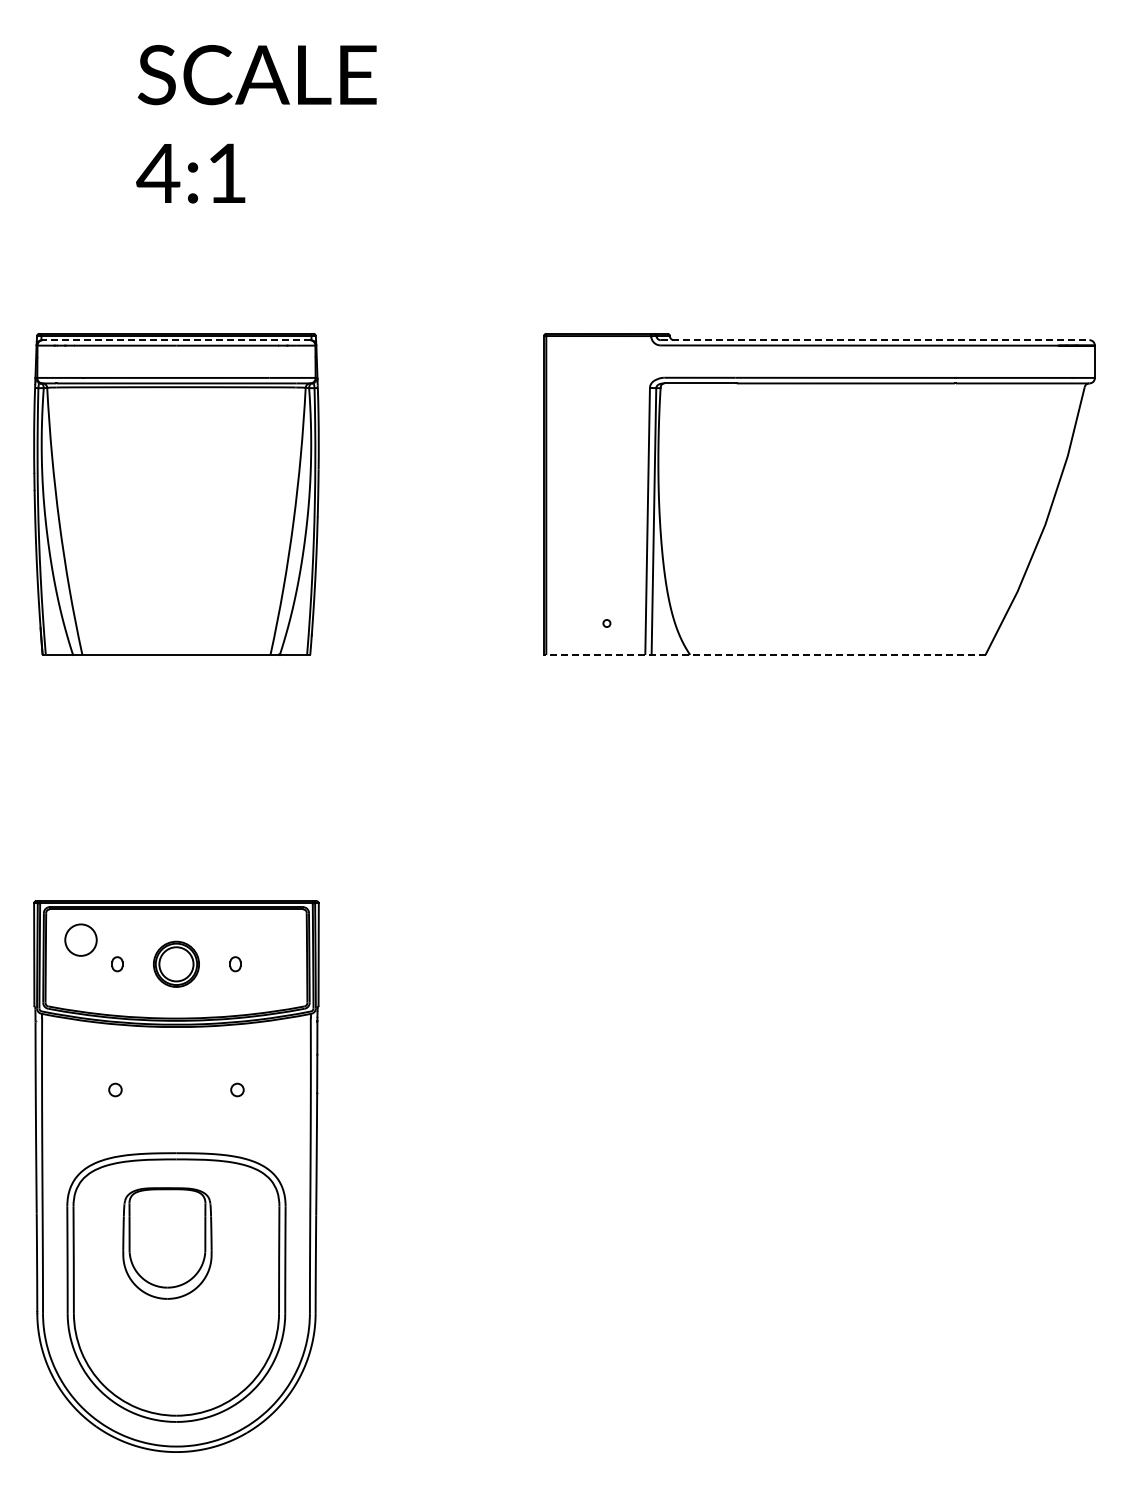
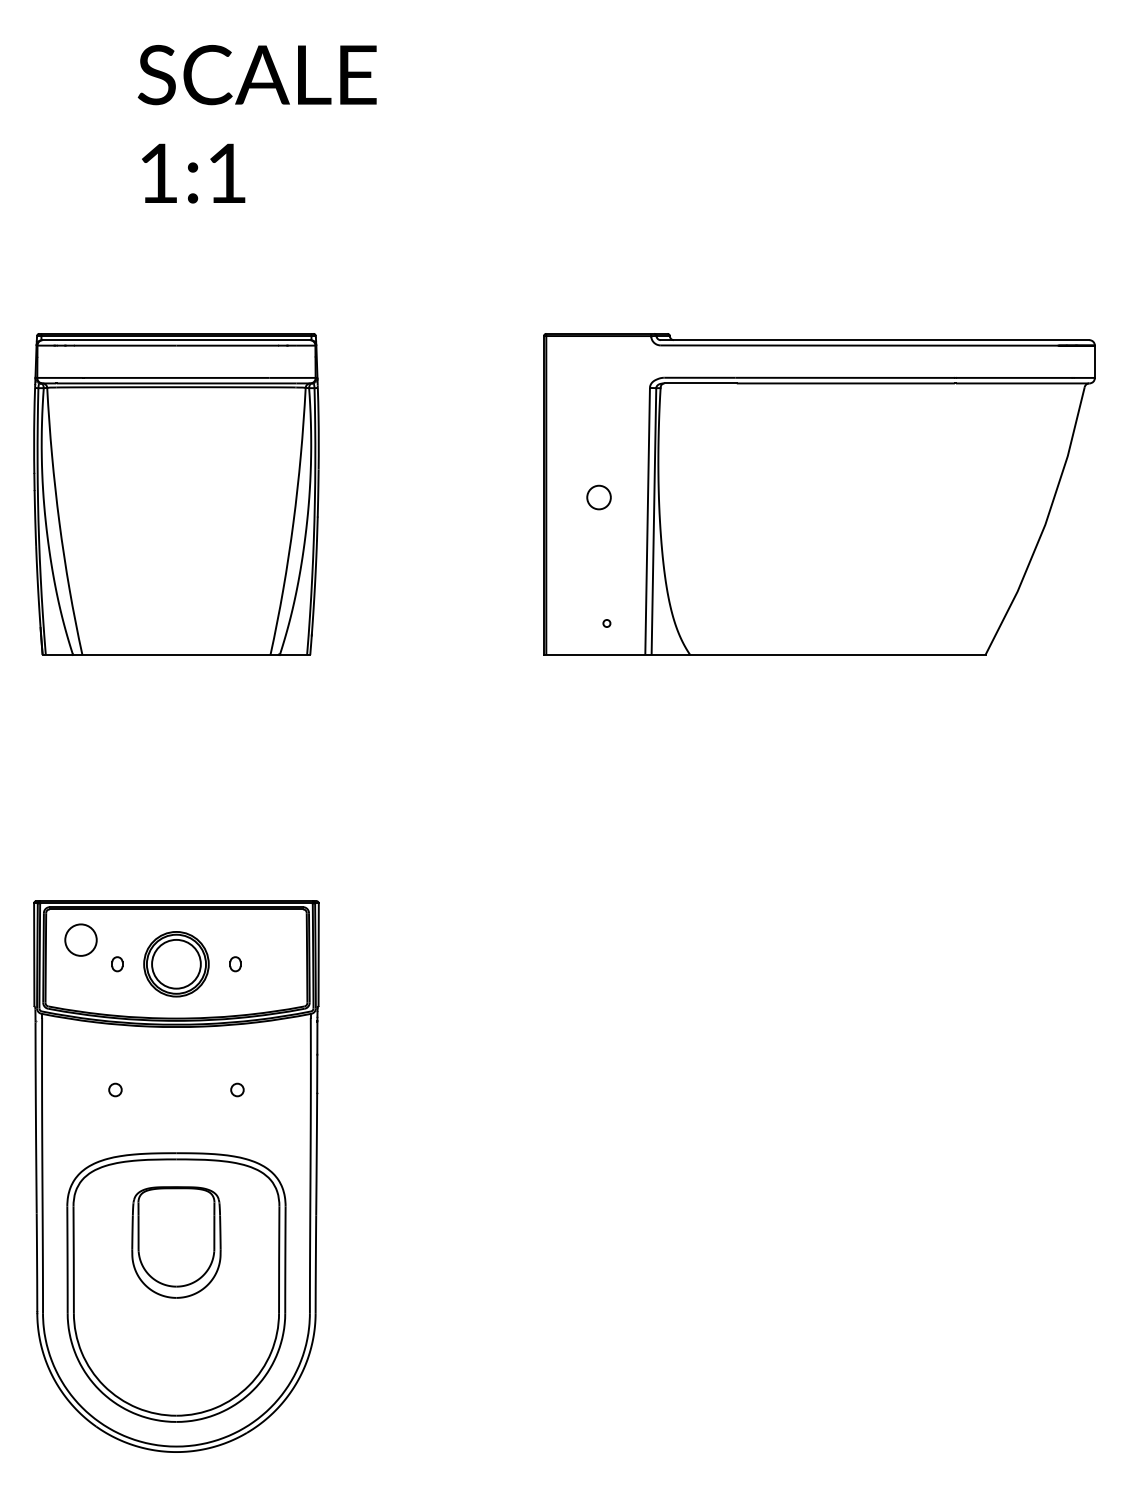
text: 4:1 -> 1:1 (158, 172)
line: dashed -> solid (175, 340)
line: dashed -> solid (875, 340)
circle: none -> present (598, 497)
line: dashed -> solid (764, 654)
part size: 47x48 px -> 67x67 px (176, 964)
part position: (167, 1243) -> (176, 1242) (176, 1242)
